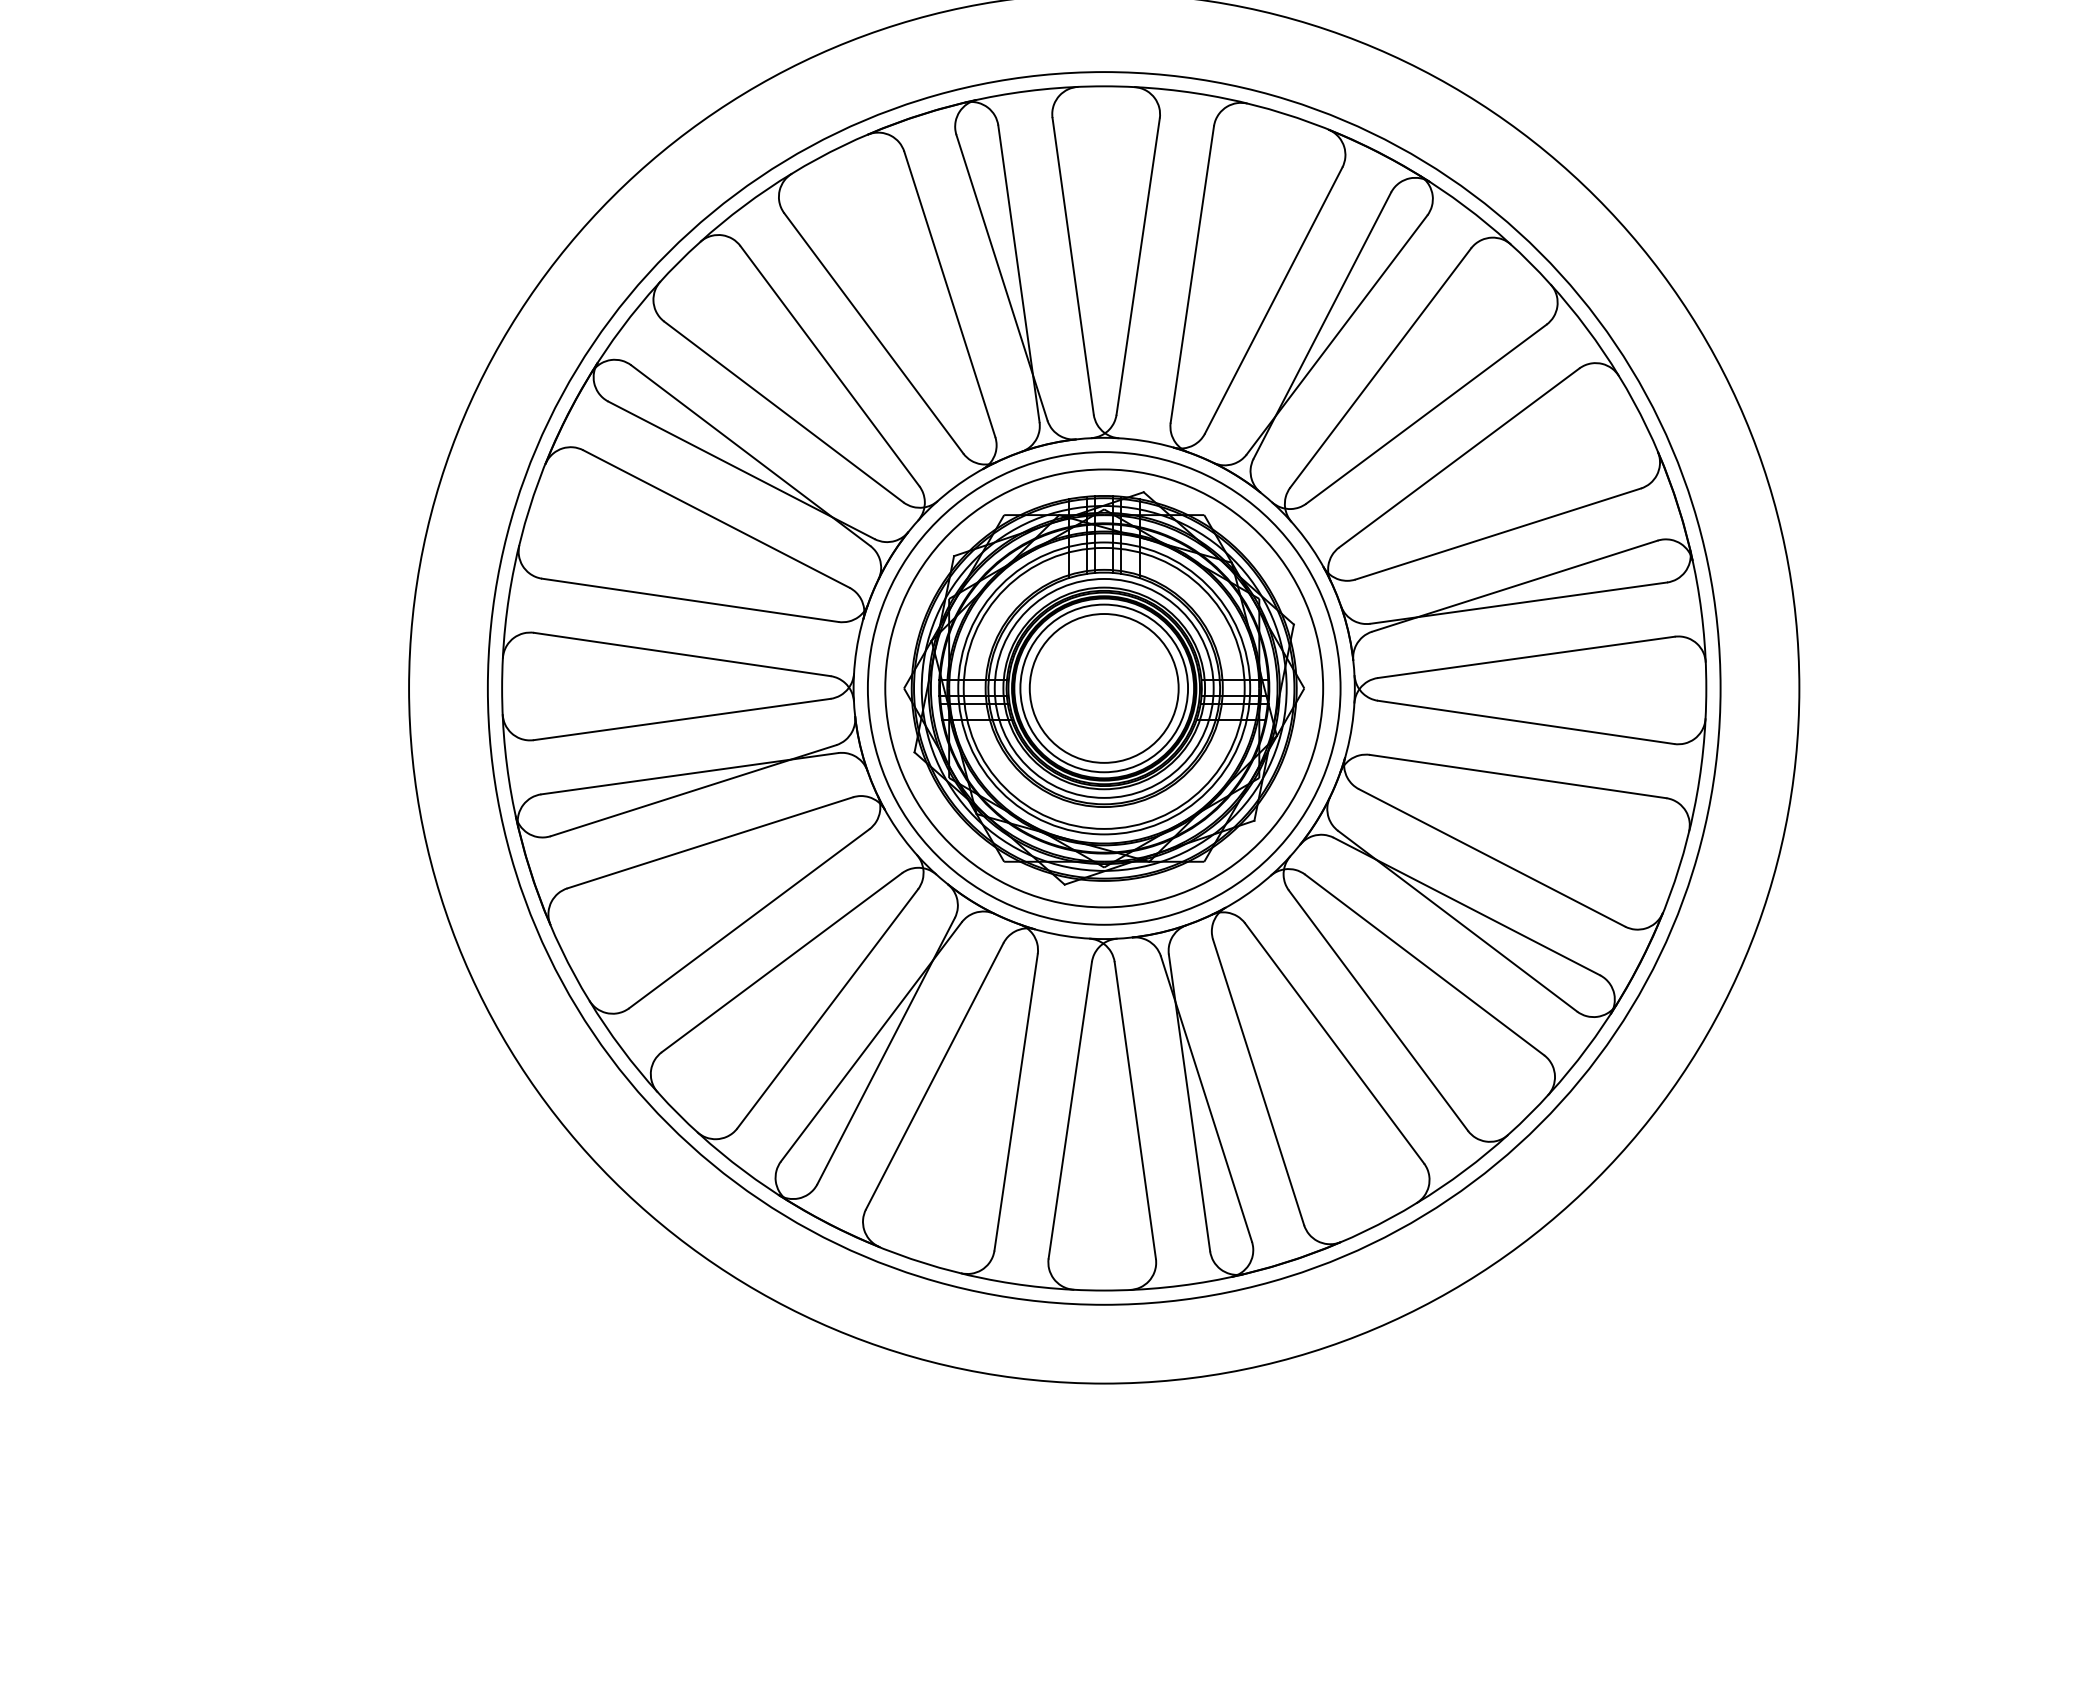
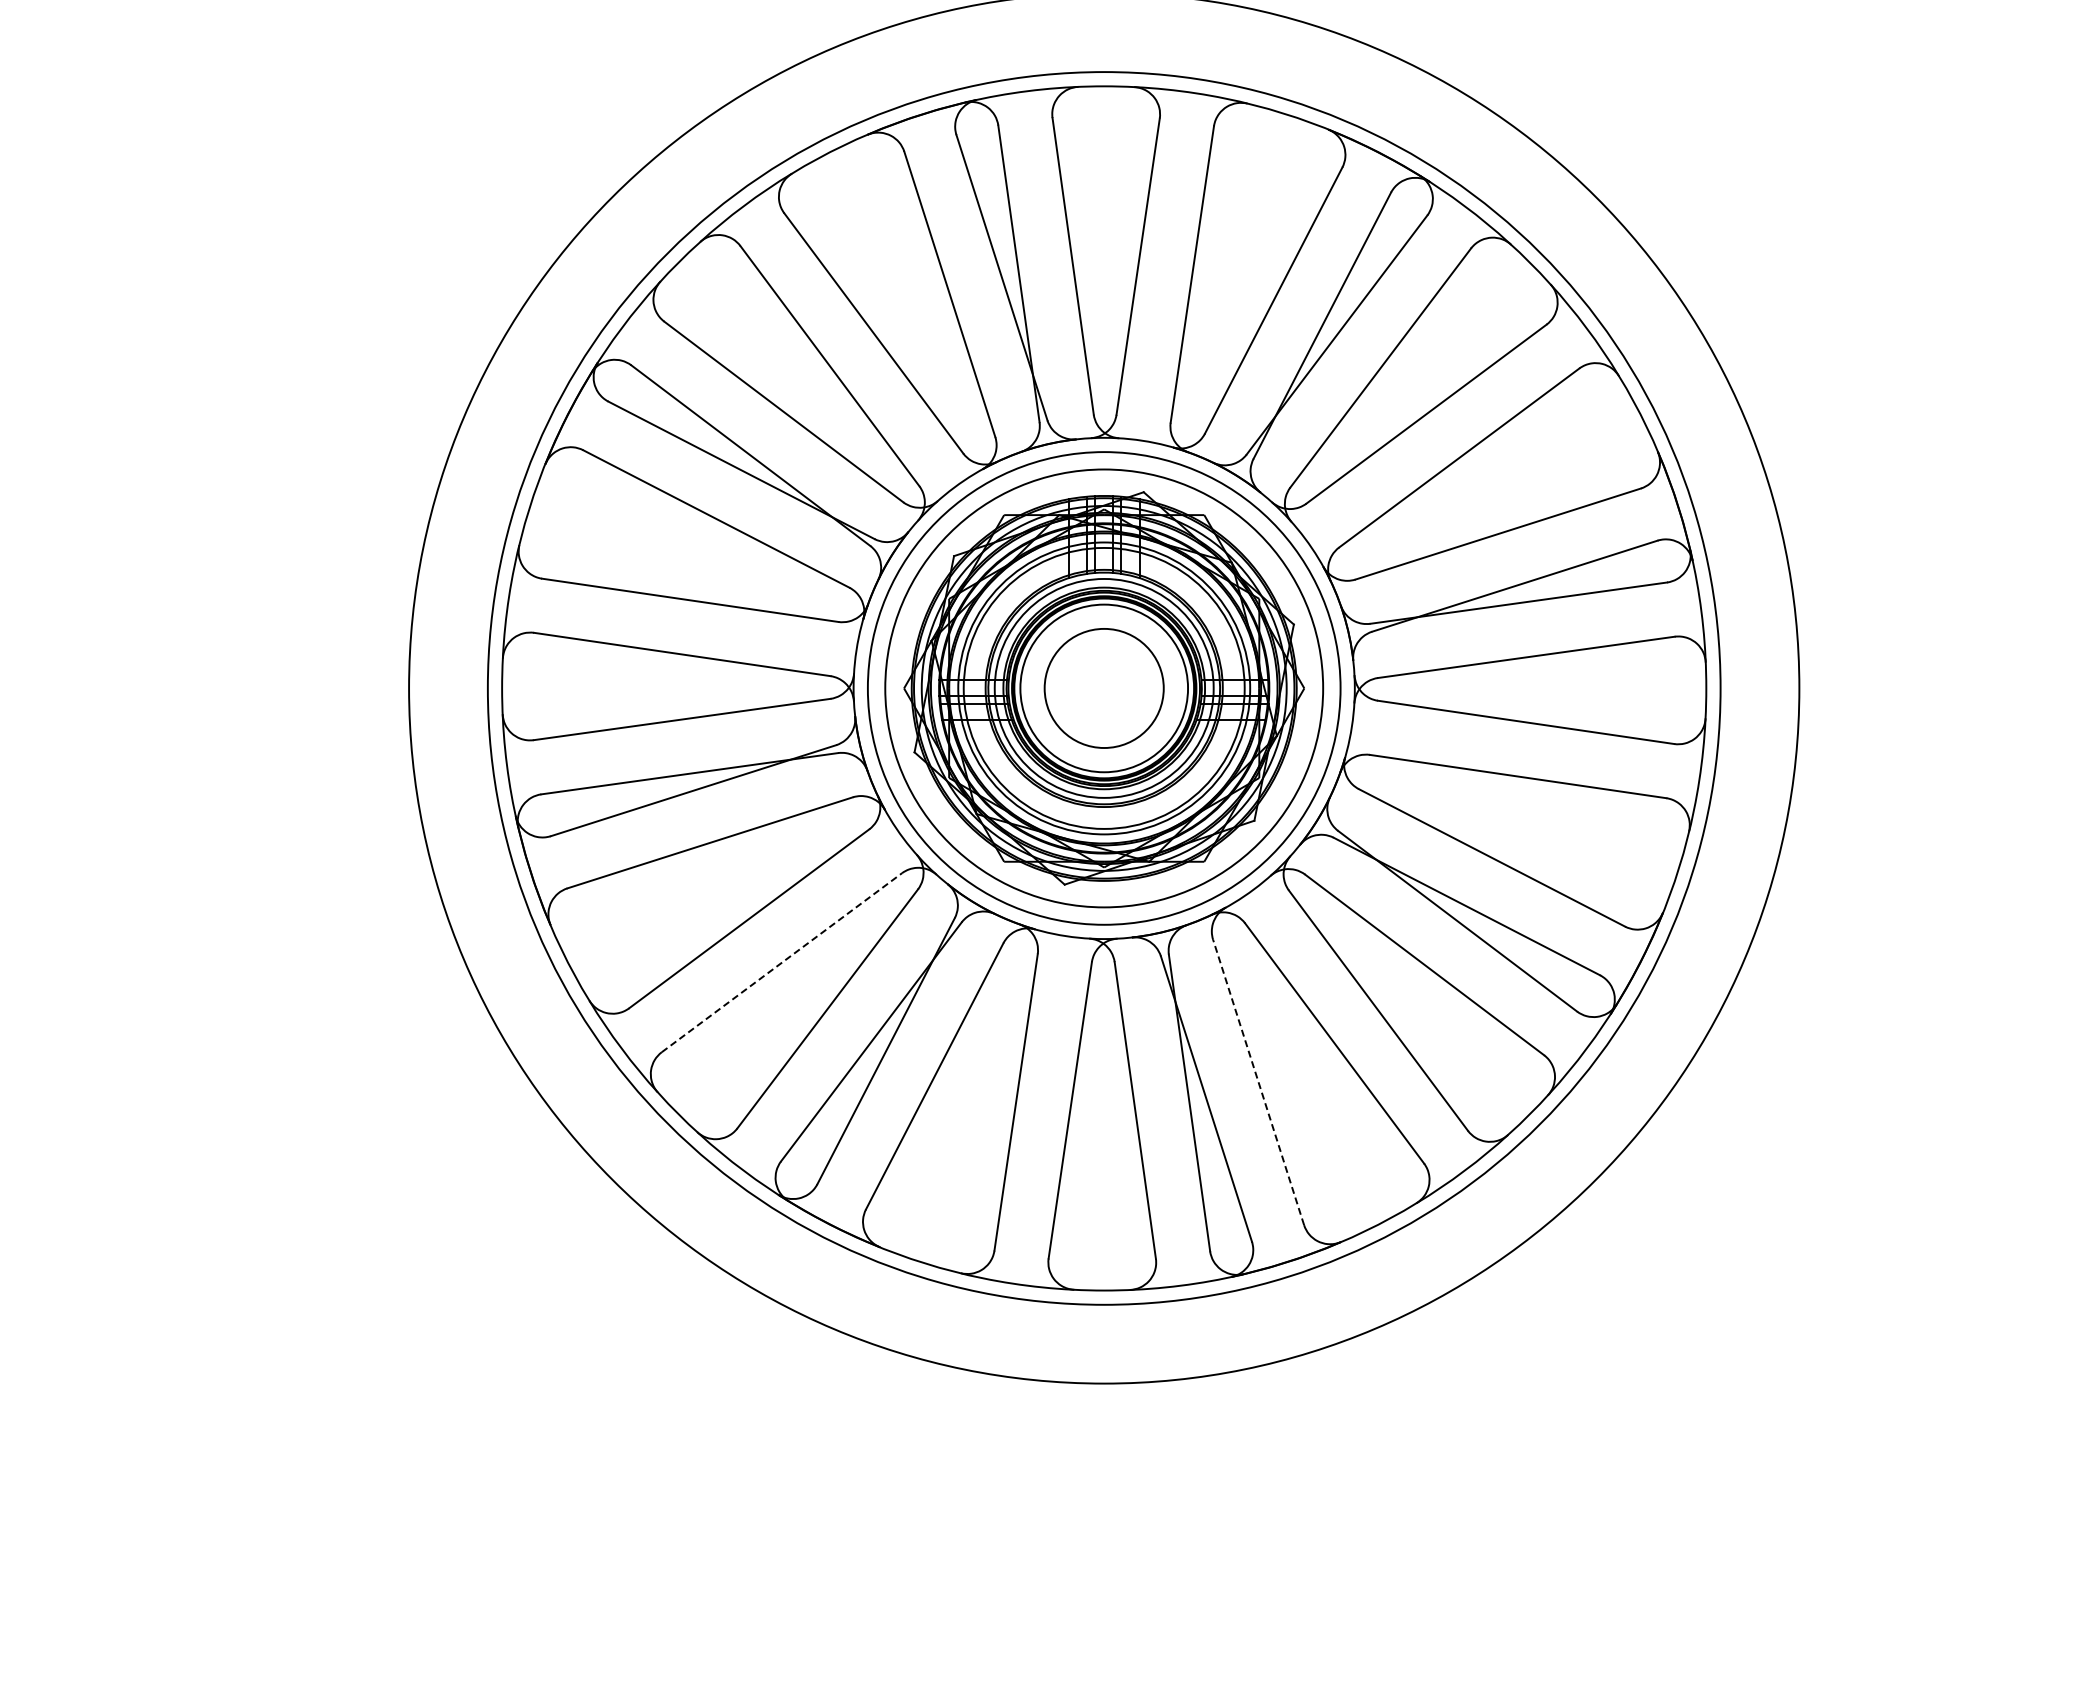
circle diameter: 149 px -> 119 px (1103, 688)
line: solid -> dashed (781, 962)
line: solid -> dashed (1258, 1082)
